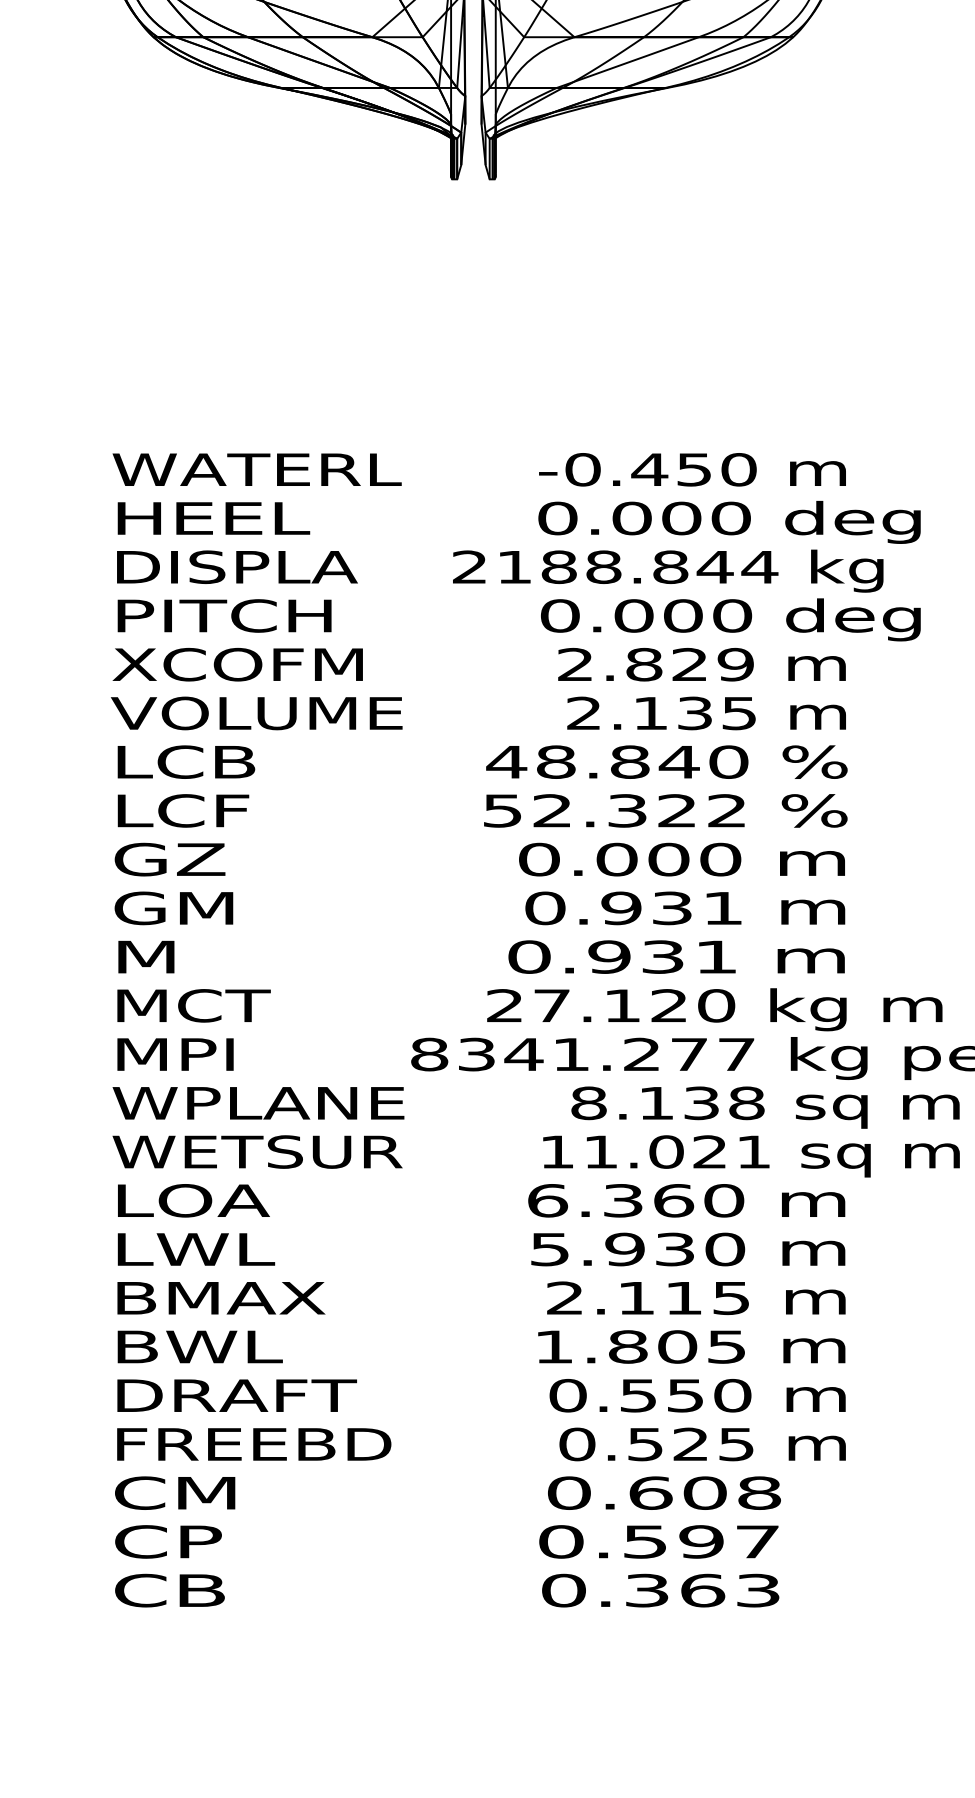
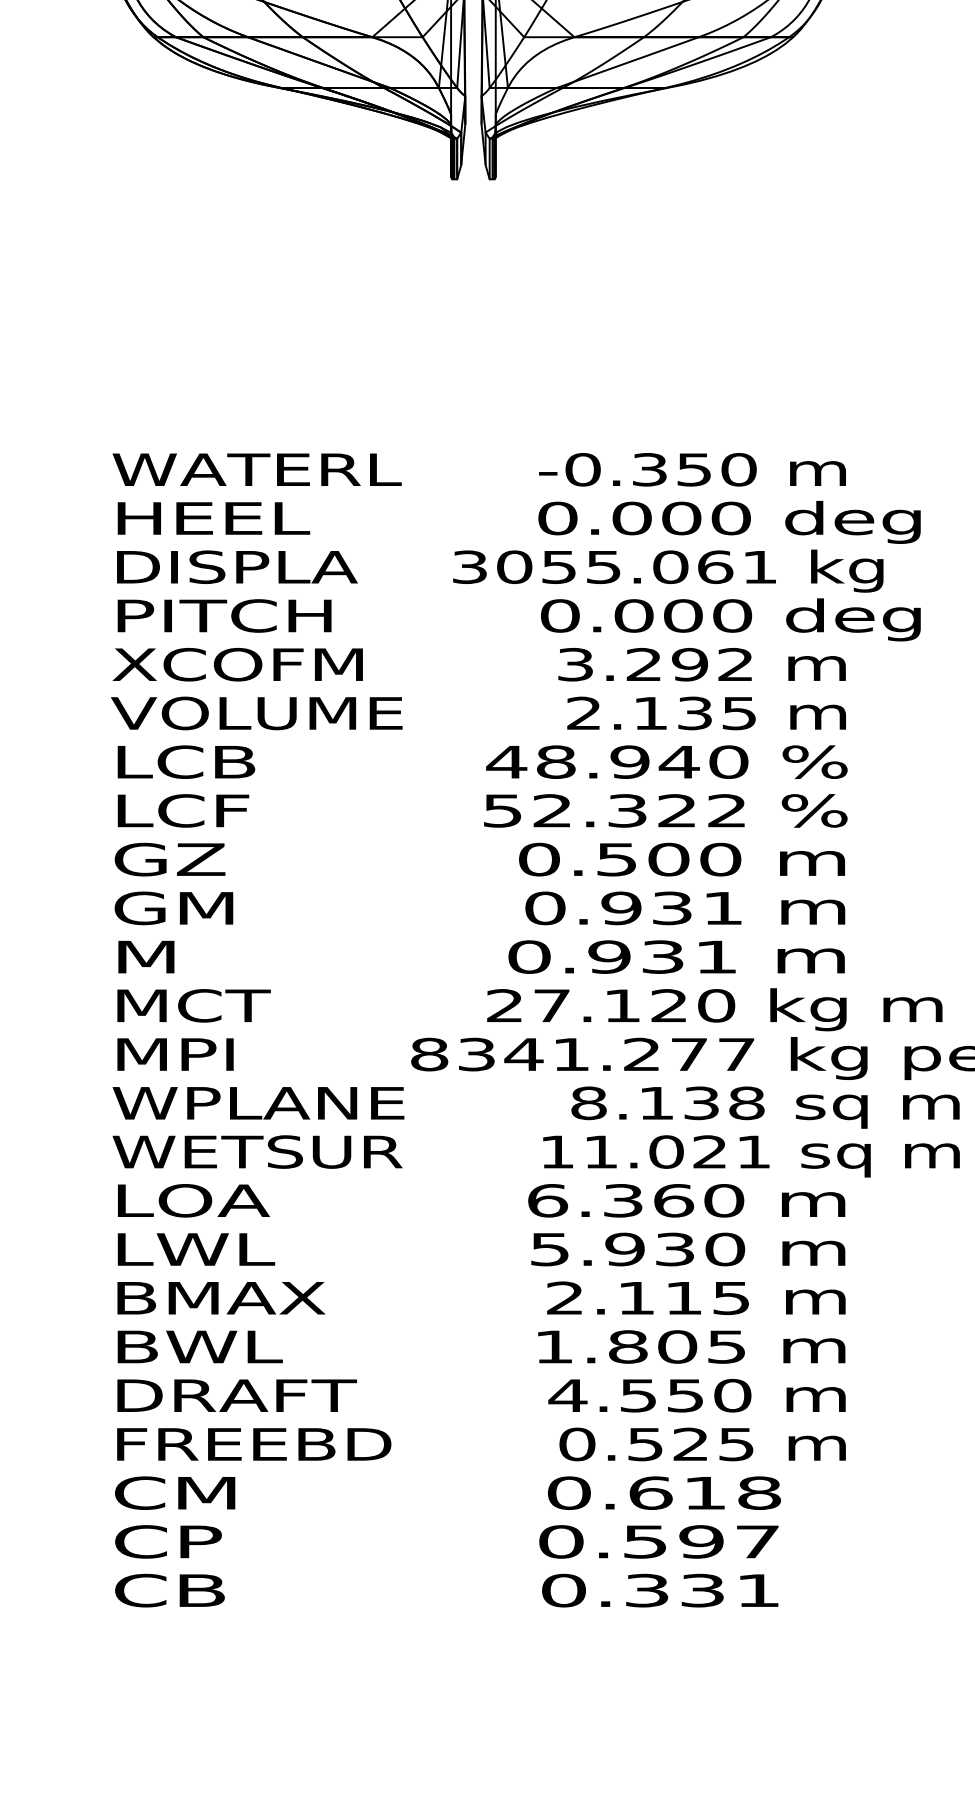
text: -0.450 -> -0.350 (649, 469)
text: 2188.844 -> 3055.061 (615, 567)
text: 2.829 -> 3.292 (655, 664)
text: 48.840 -> 48.940 (629, 761)
text: 0.000 -> 0.500 (616, 859)
text: 0.550 -> 4.550 (567, 1395)
text: 0.608 -> 0.618 (704, 1492)
text: 0.363 -> 0.331 (730, 1590)
